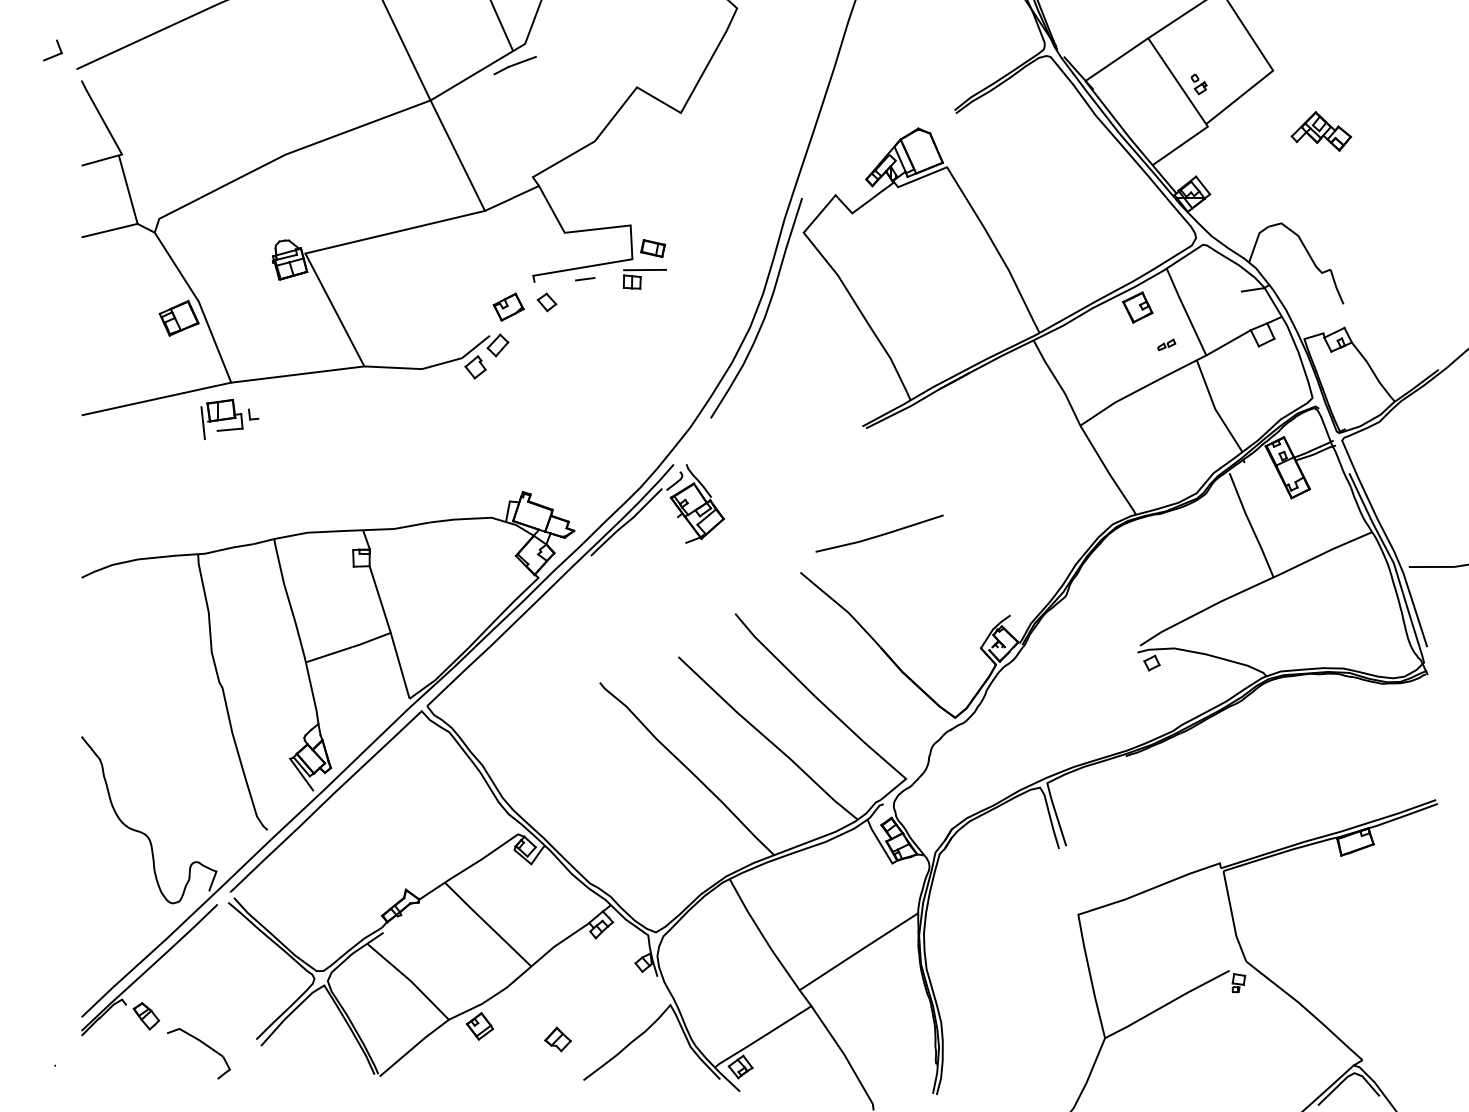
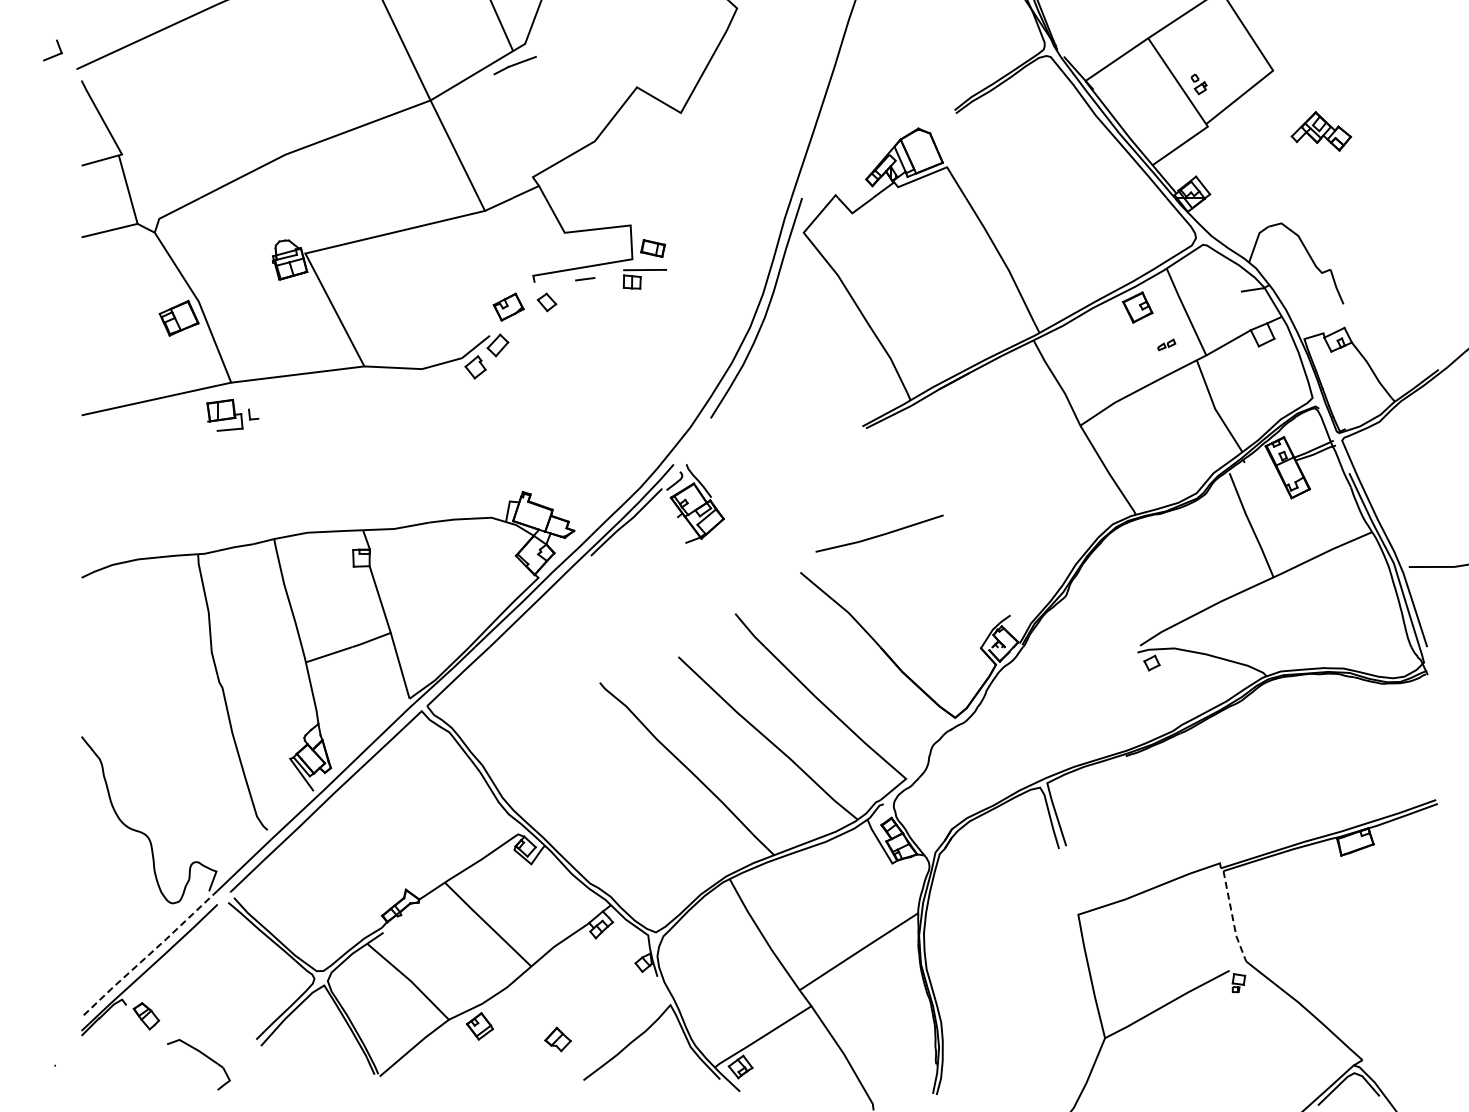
line: present -> none (202, 423)
line: solid -> dashed (1232, 917)
line: solid -> dashed (149, 954)
part position: (203, 1044) -> (203, 1055) (203, 1055)
